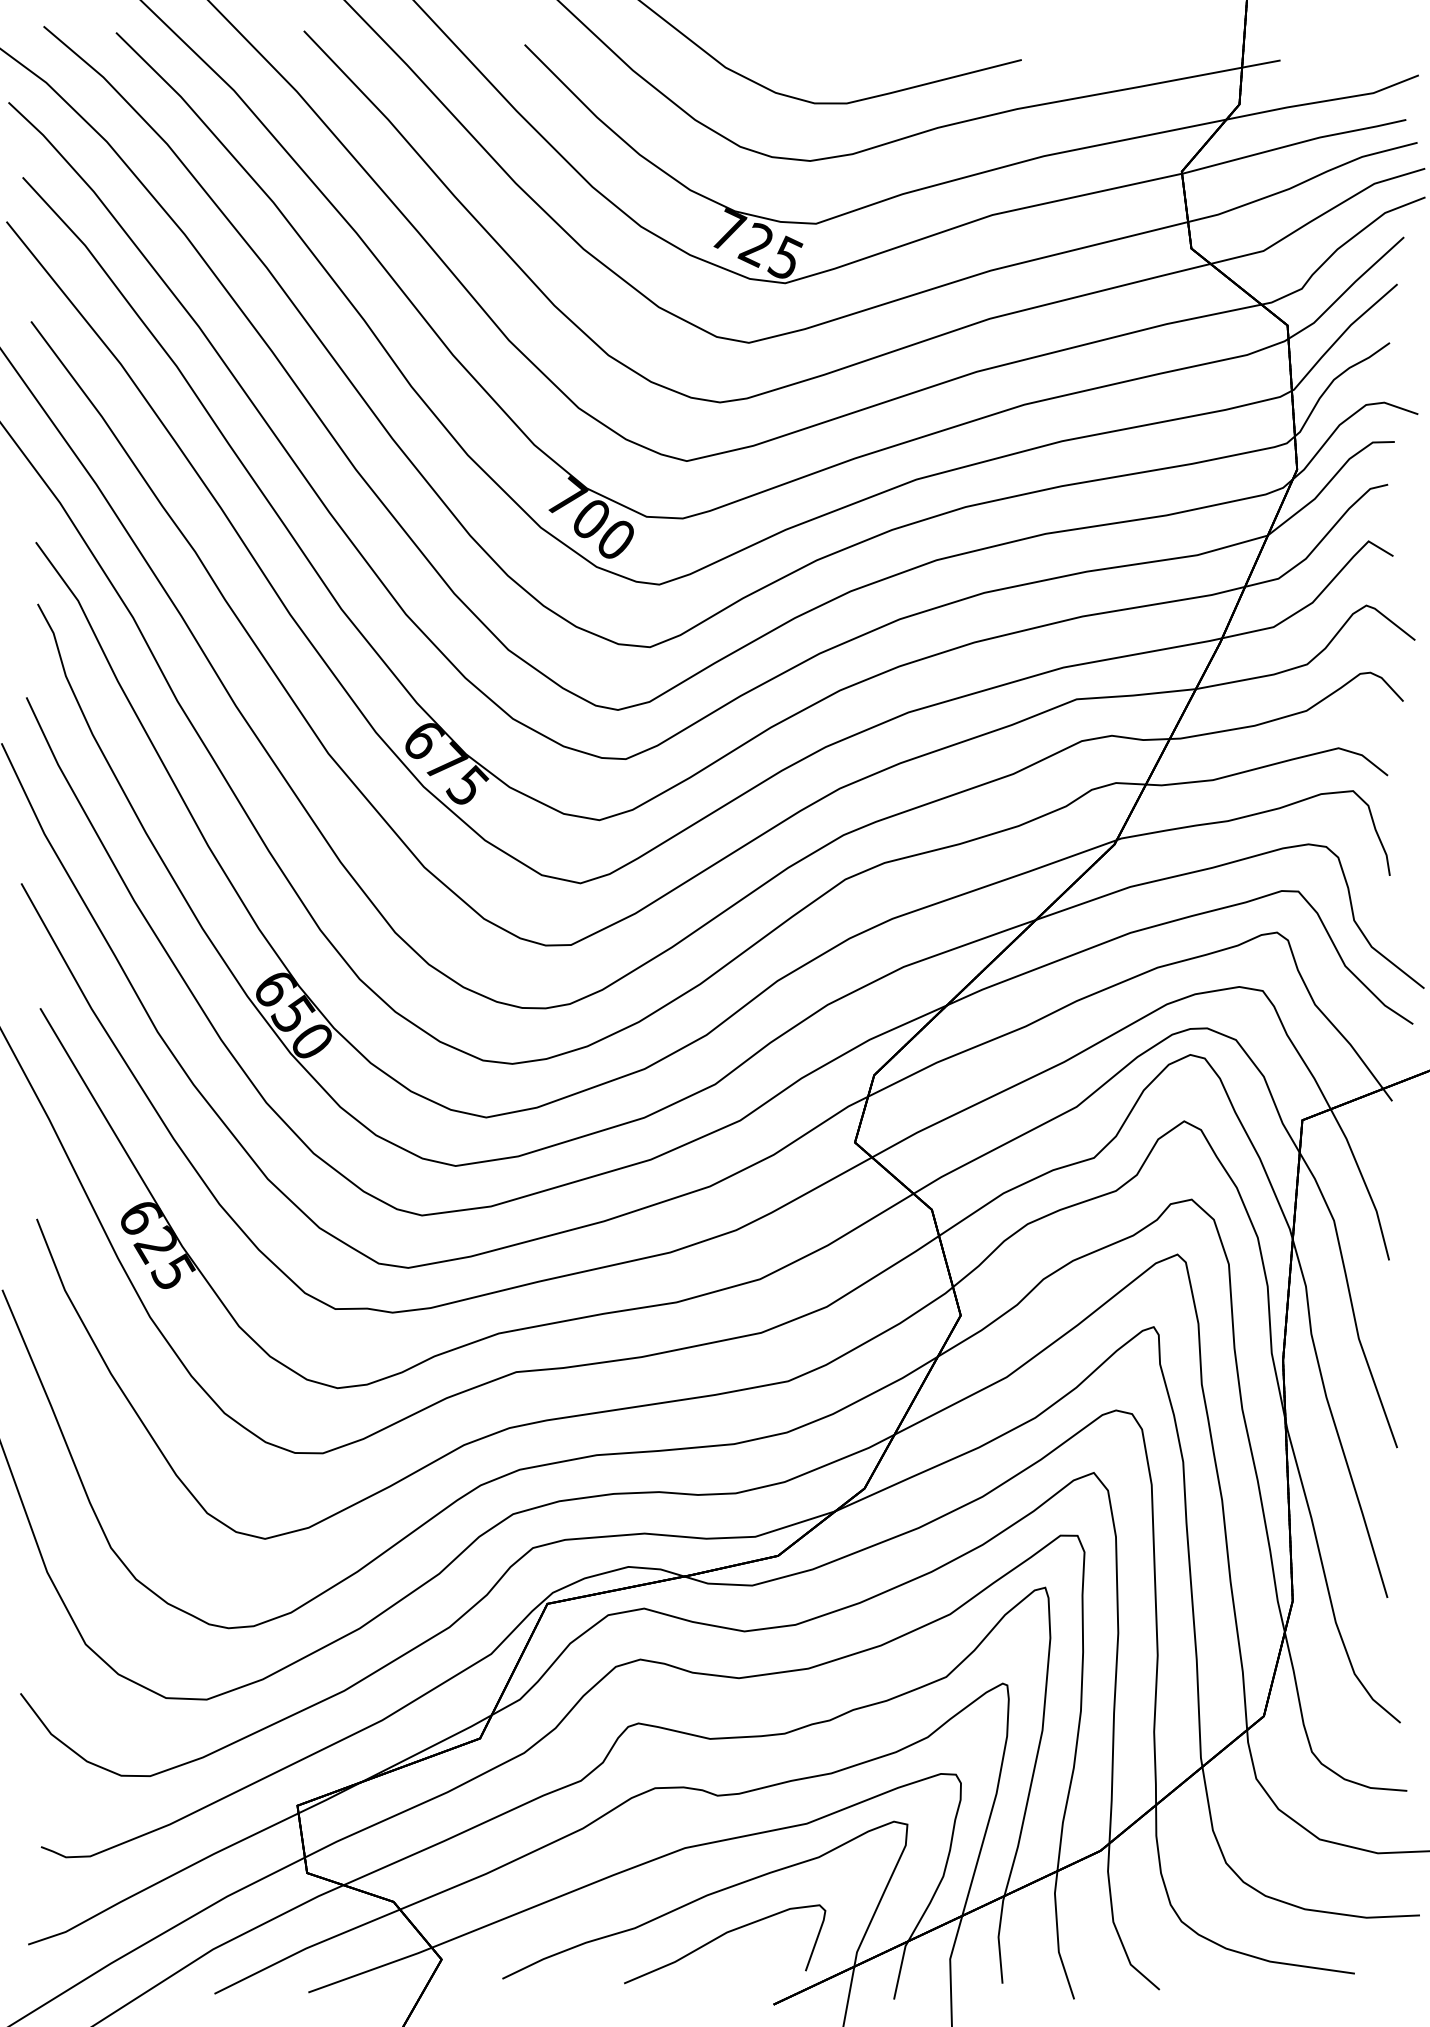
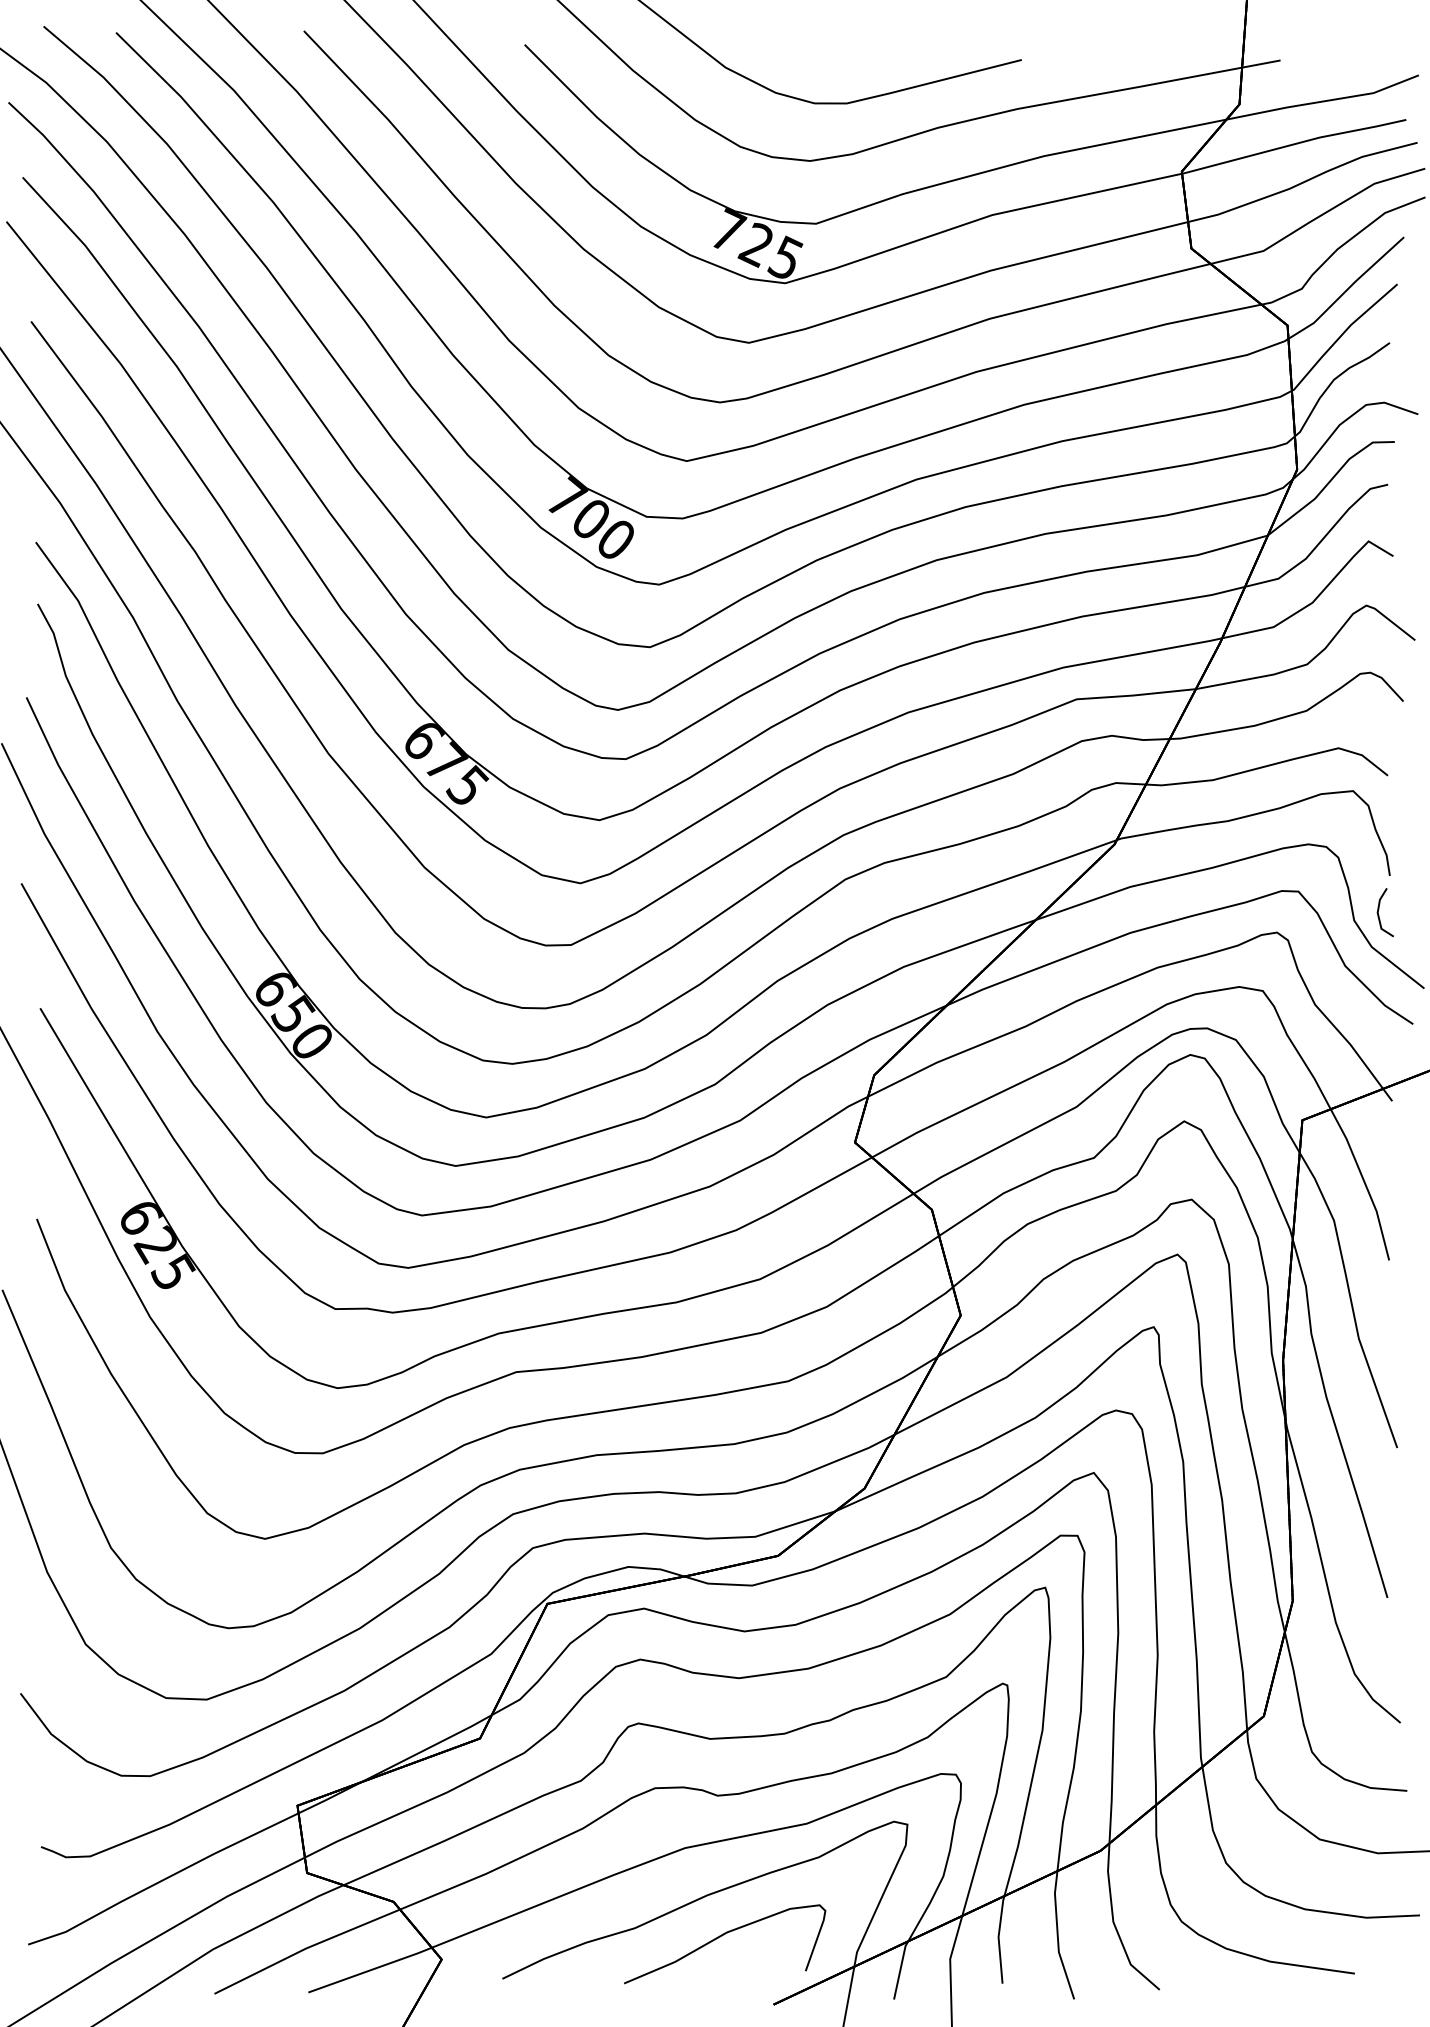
line: none -> present (1379, 909)
